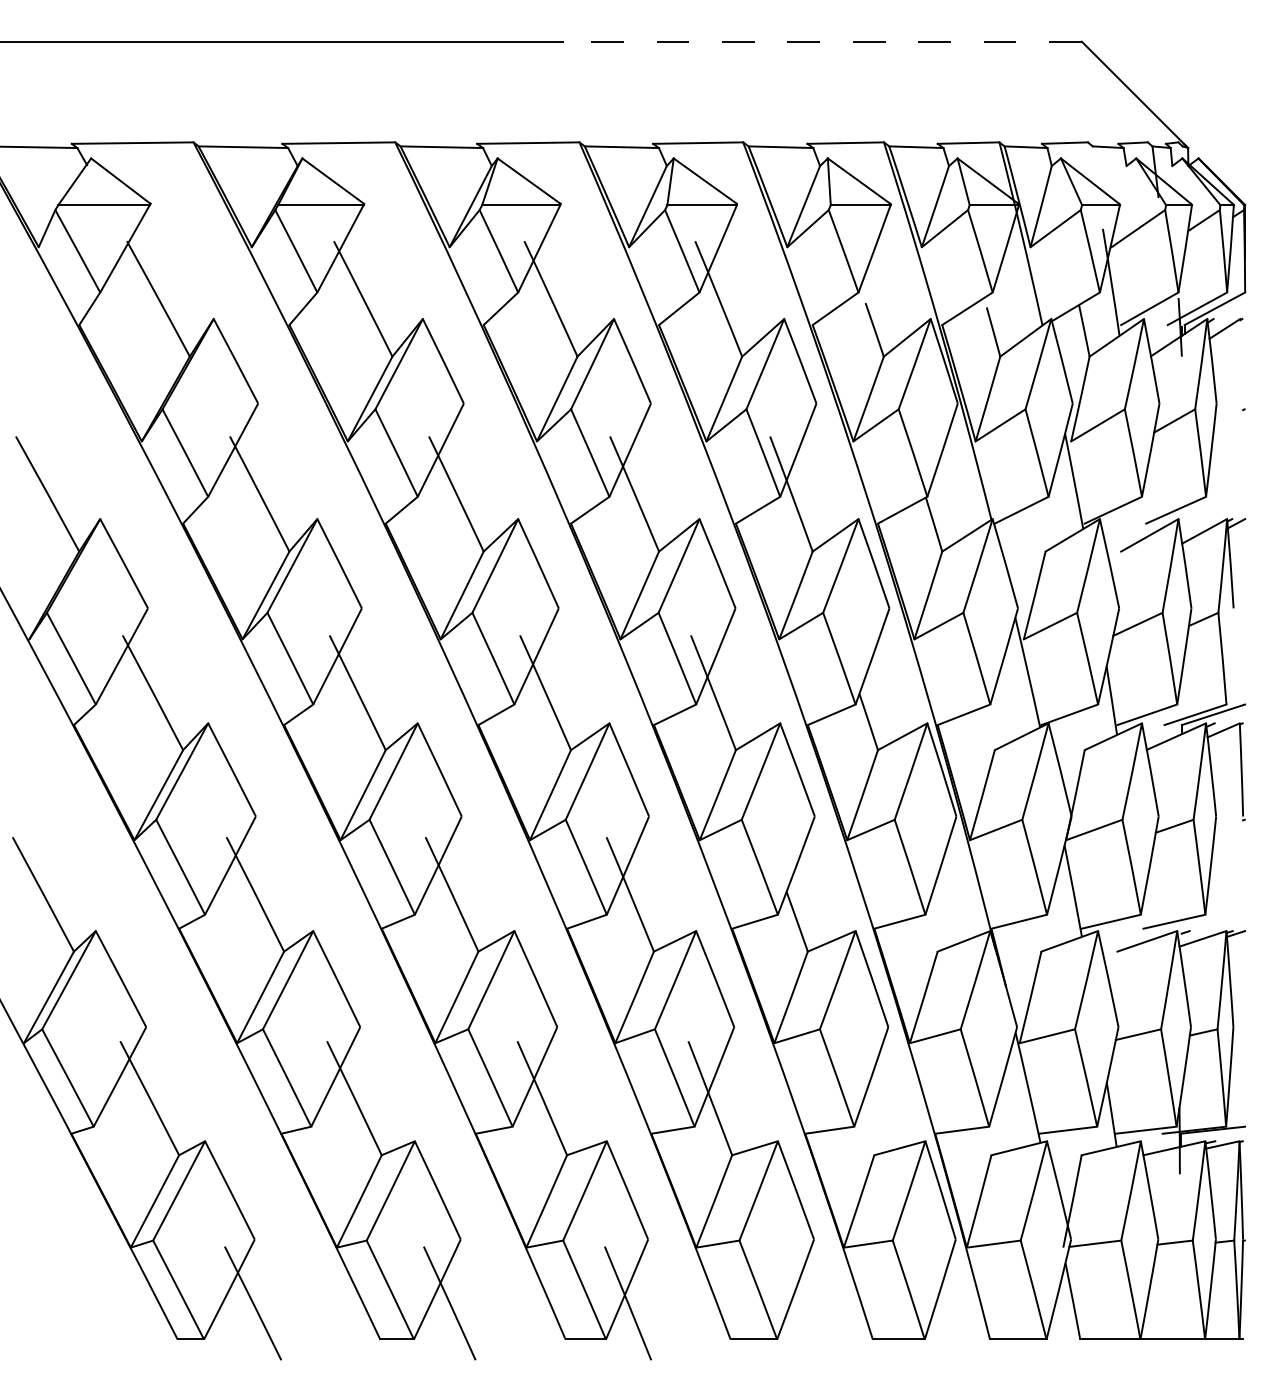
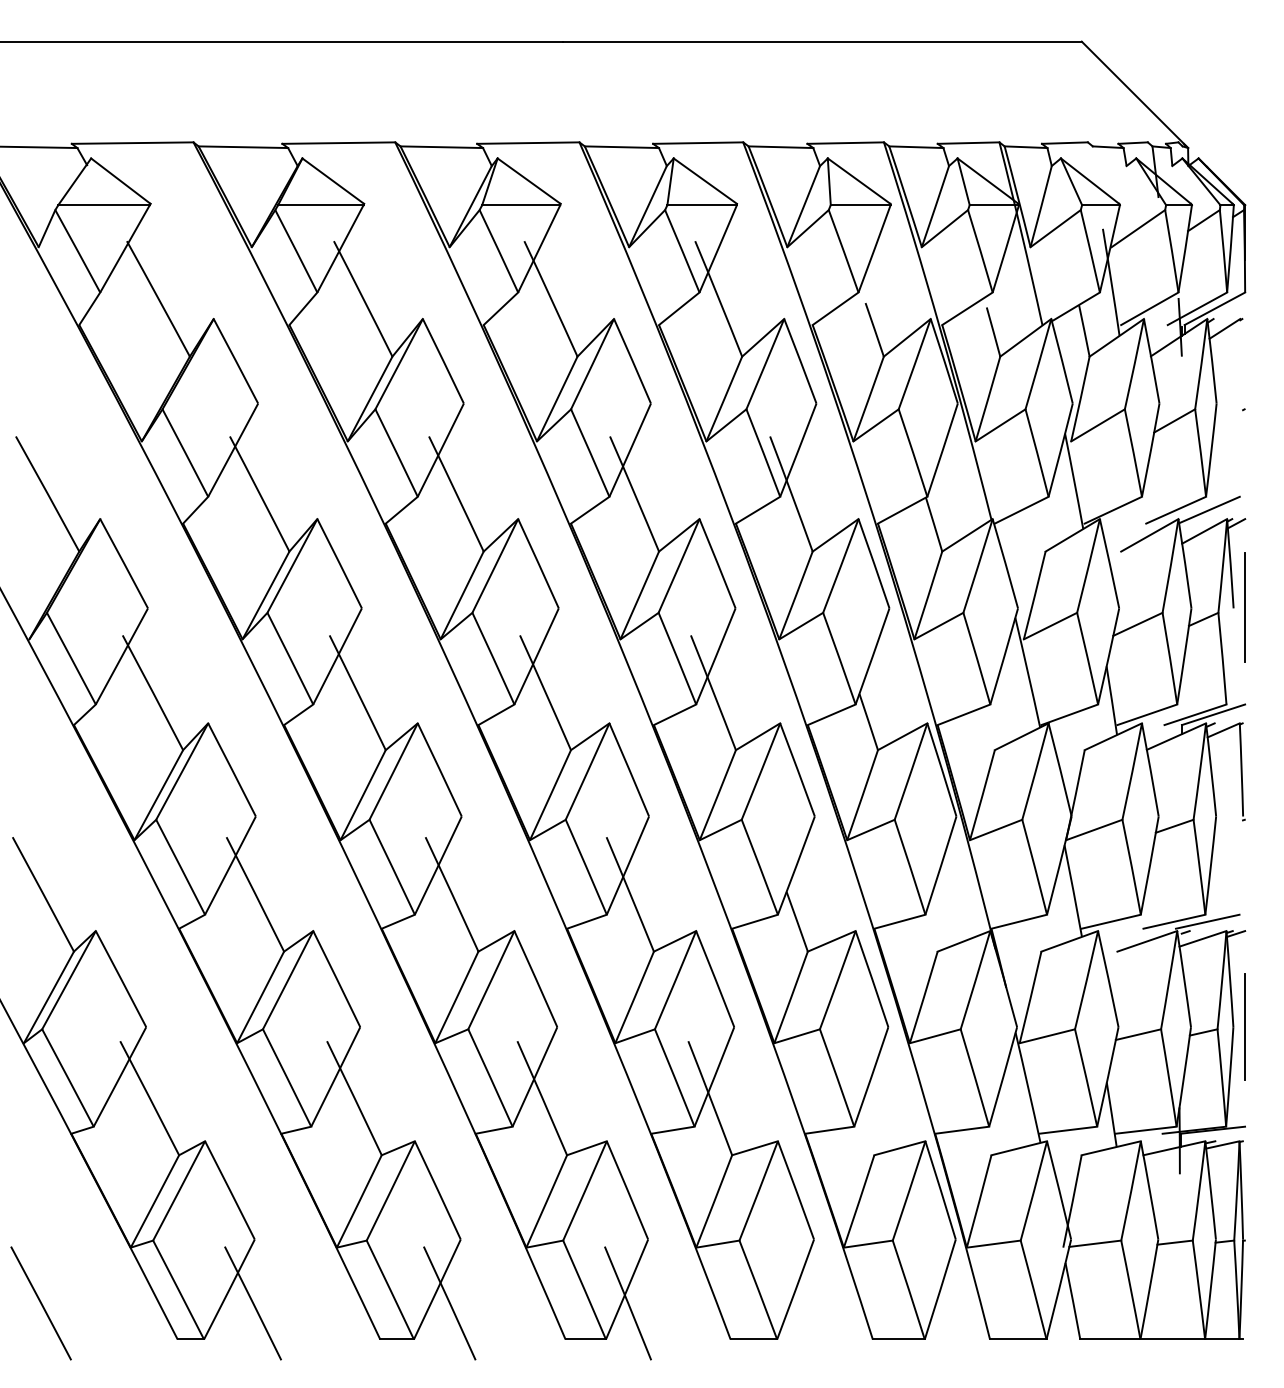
line: dashed -> solid (821, 41)
line: none -> present (1209, 509)
line: none -> present (1245, 607)
line: none -> present (1207, 921)
line: none -> present (1244, 1026)
line: none -> present (40, 1303)
